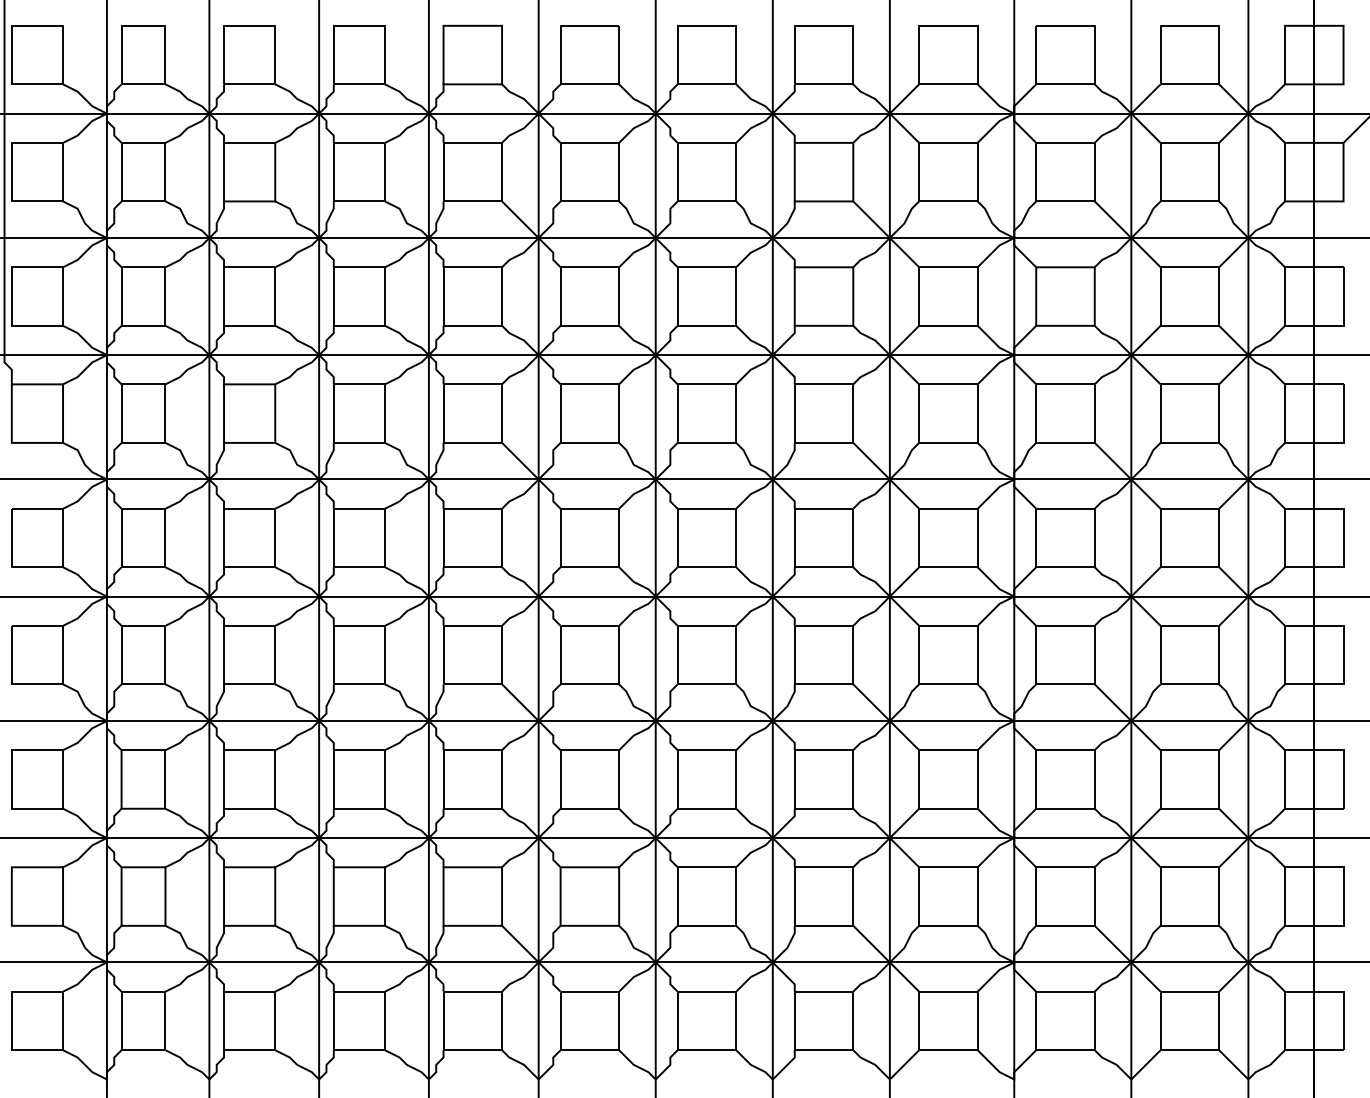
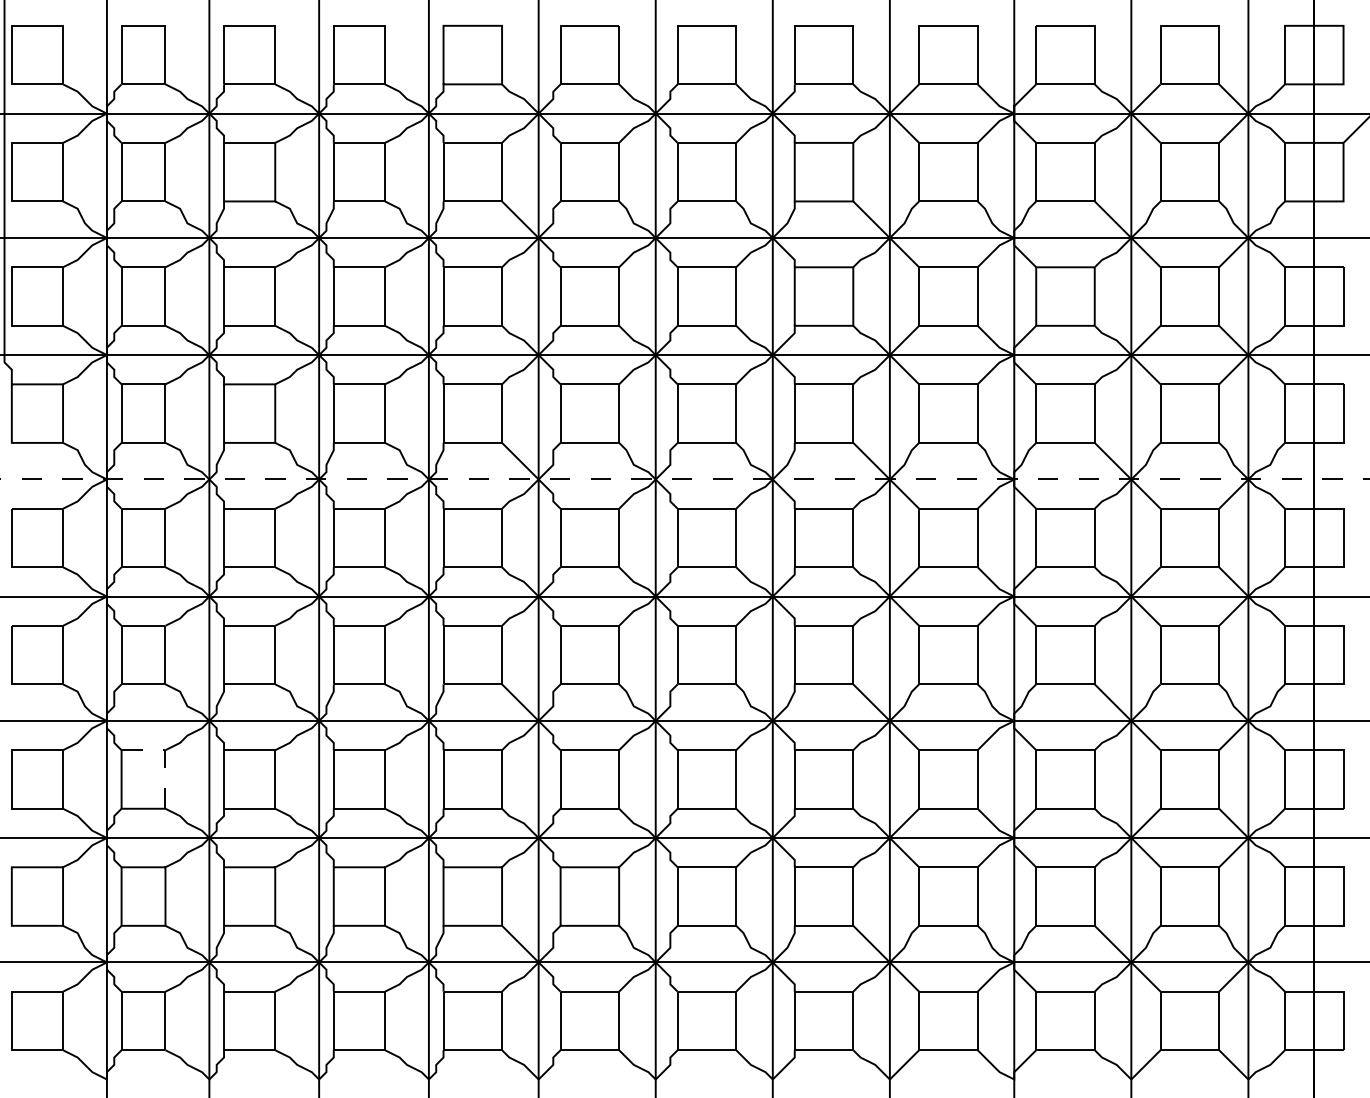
line: solid -> dashed (684, 479)
line: solid -> dashed (165, 757)
